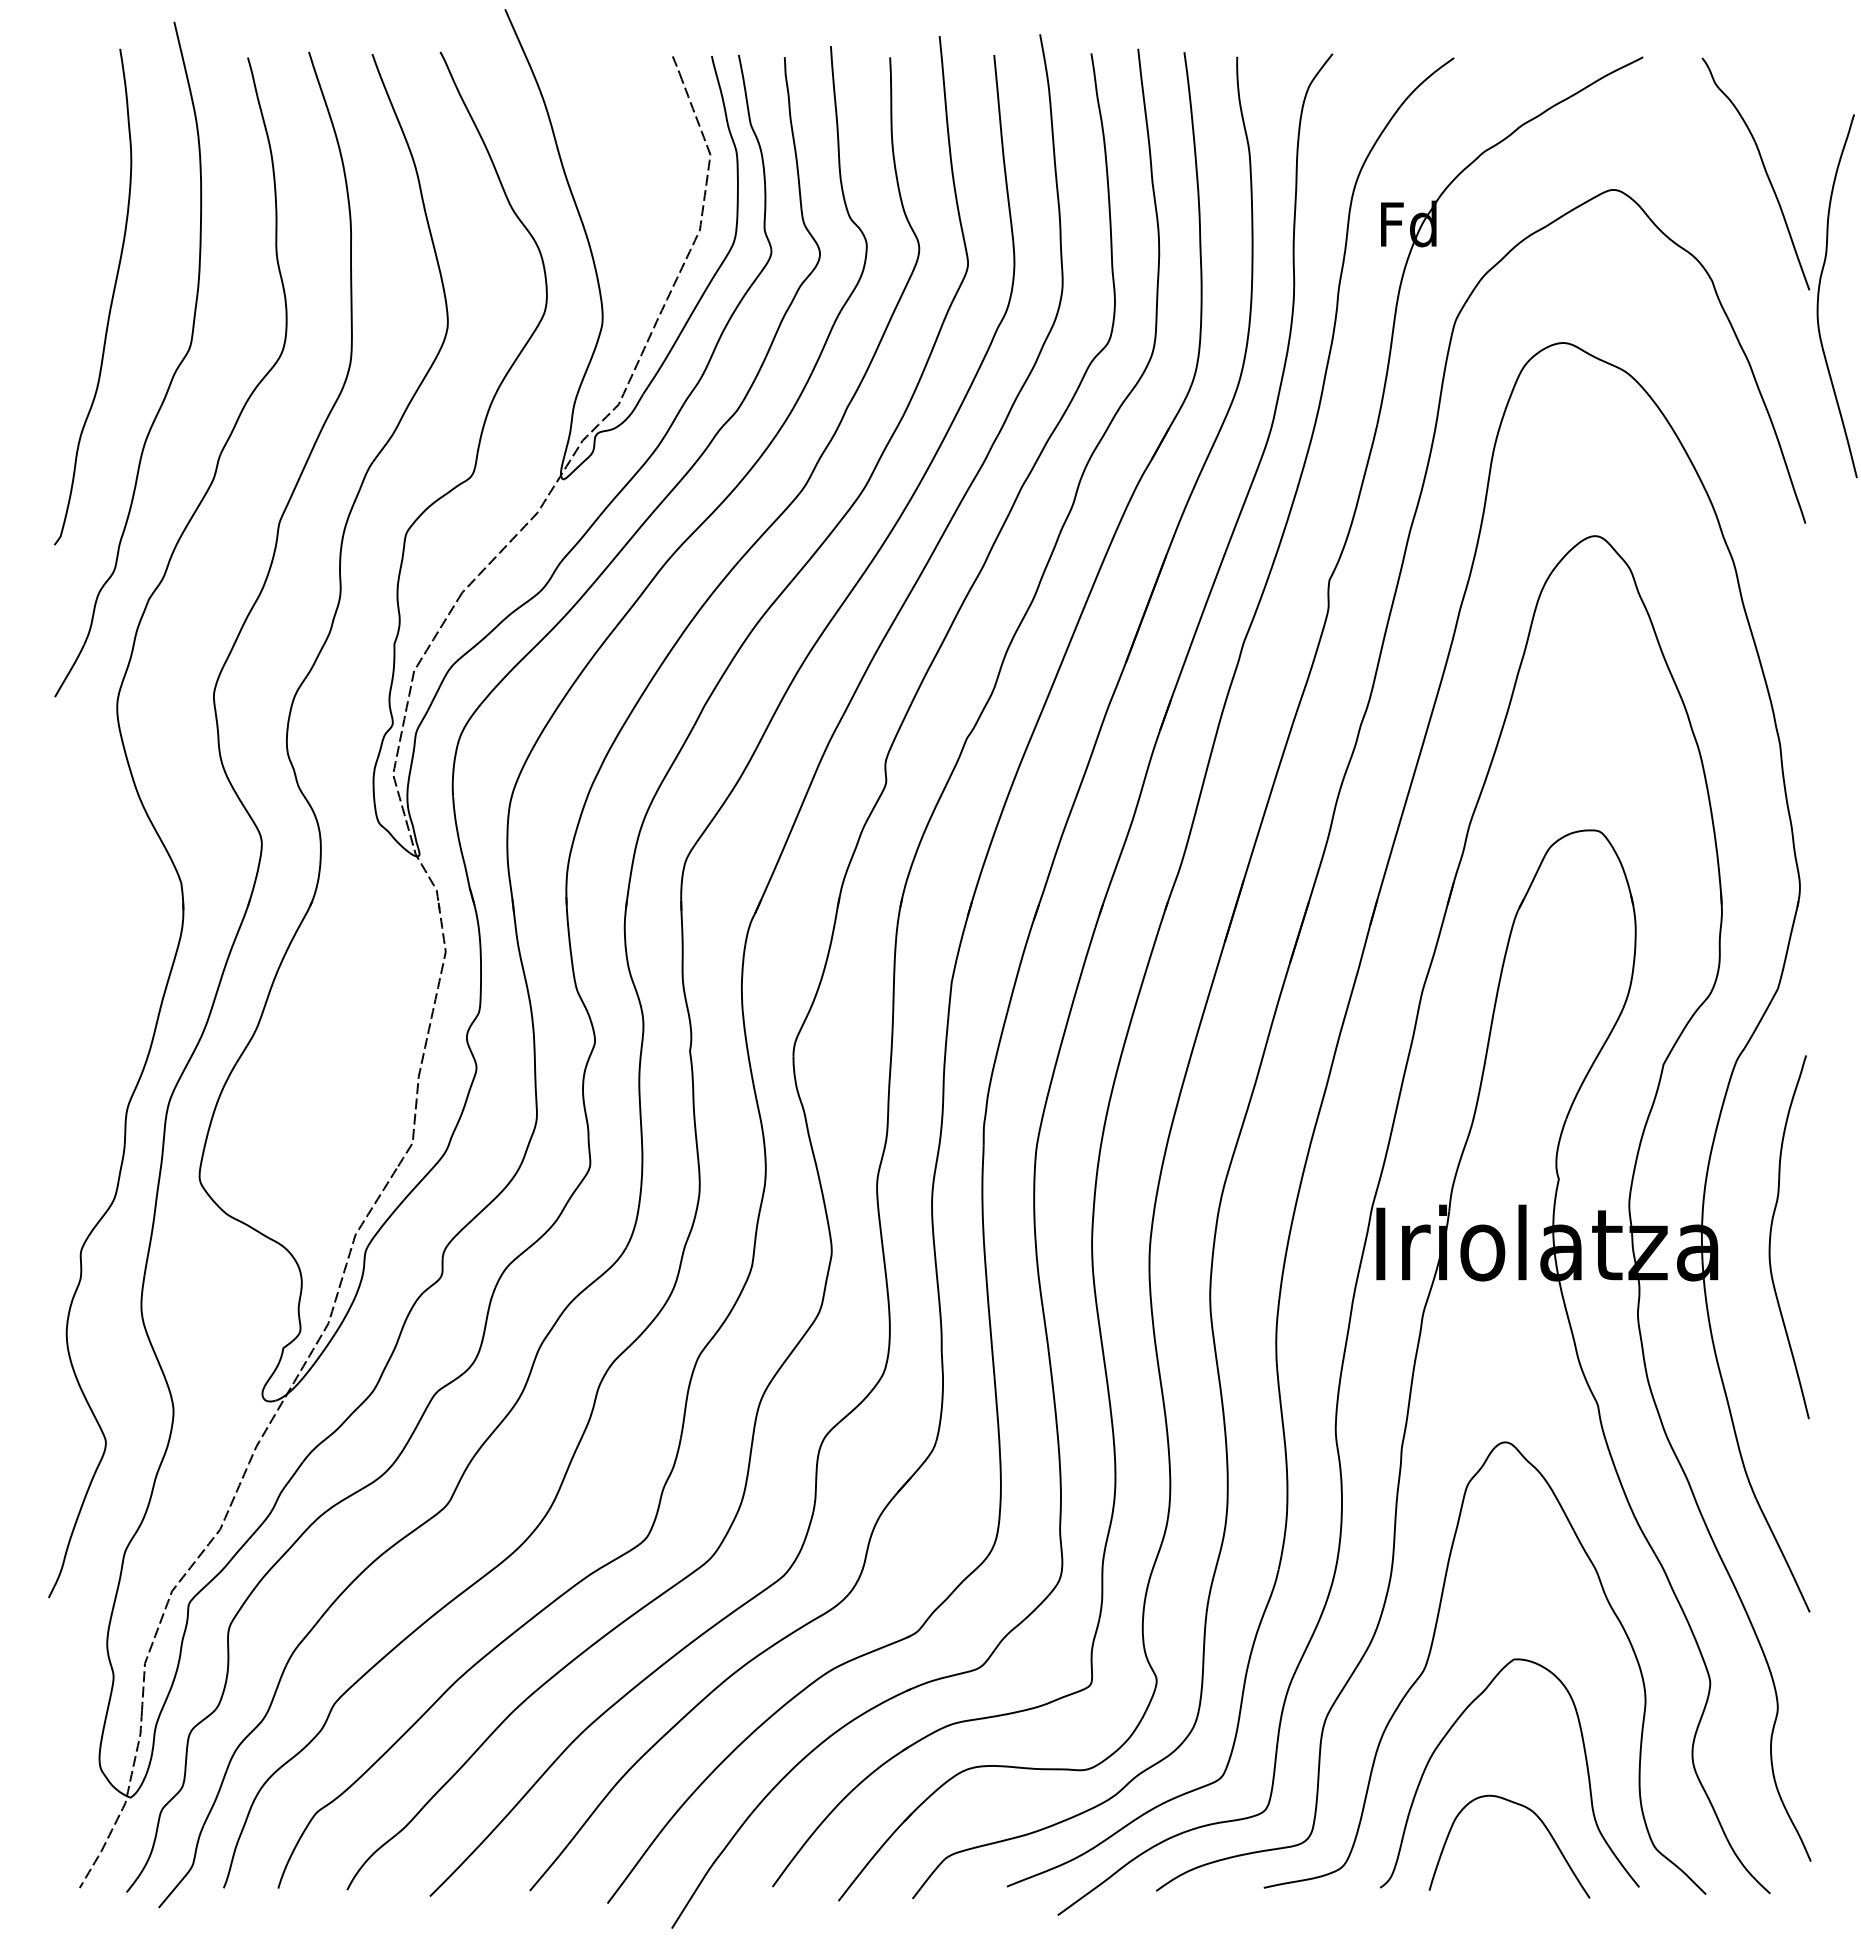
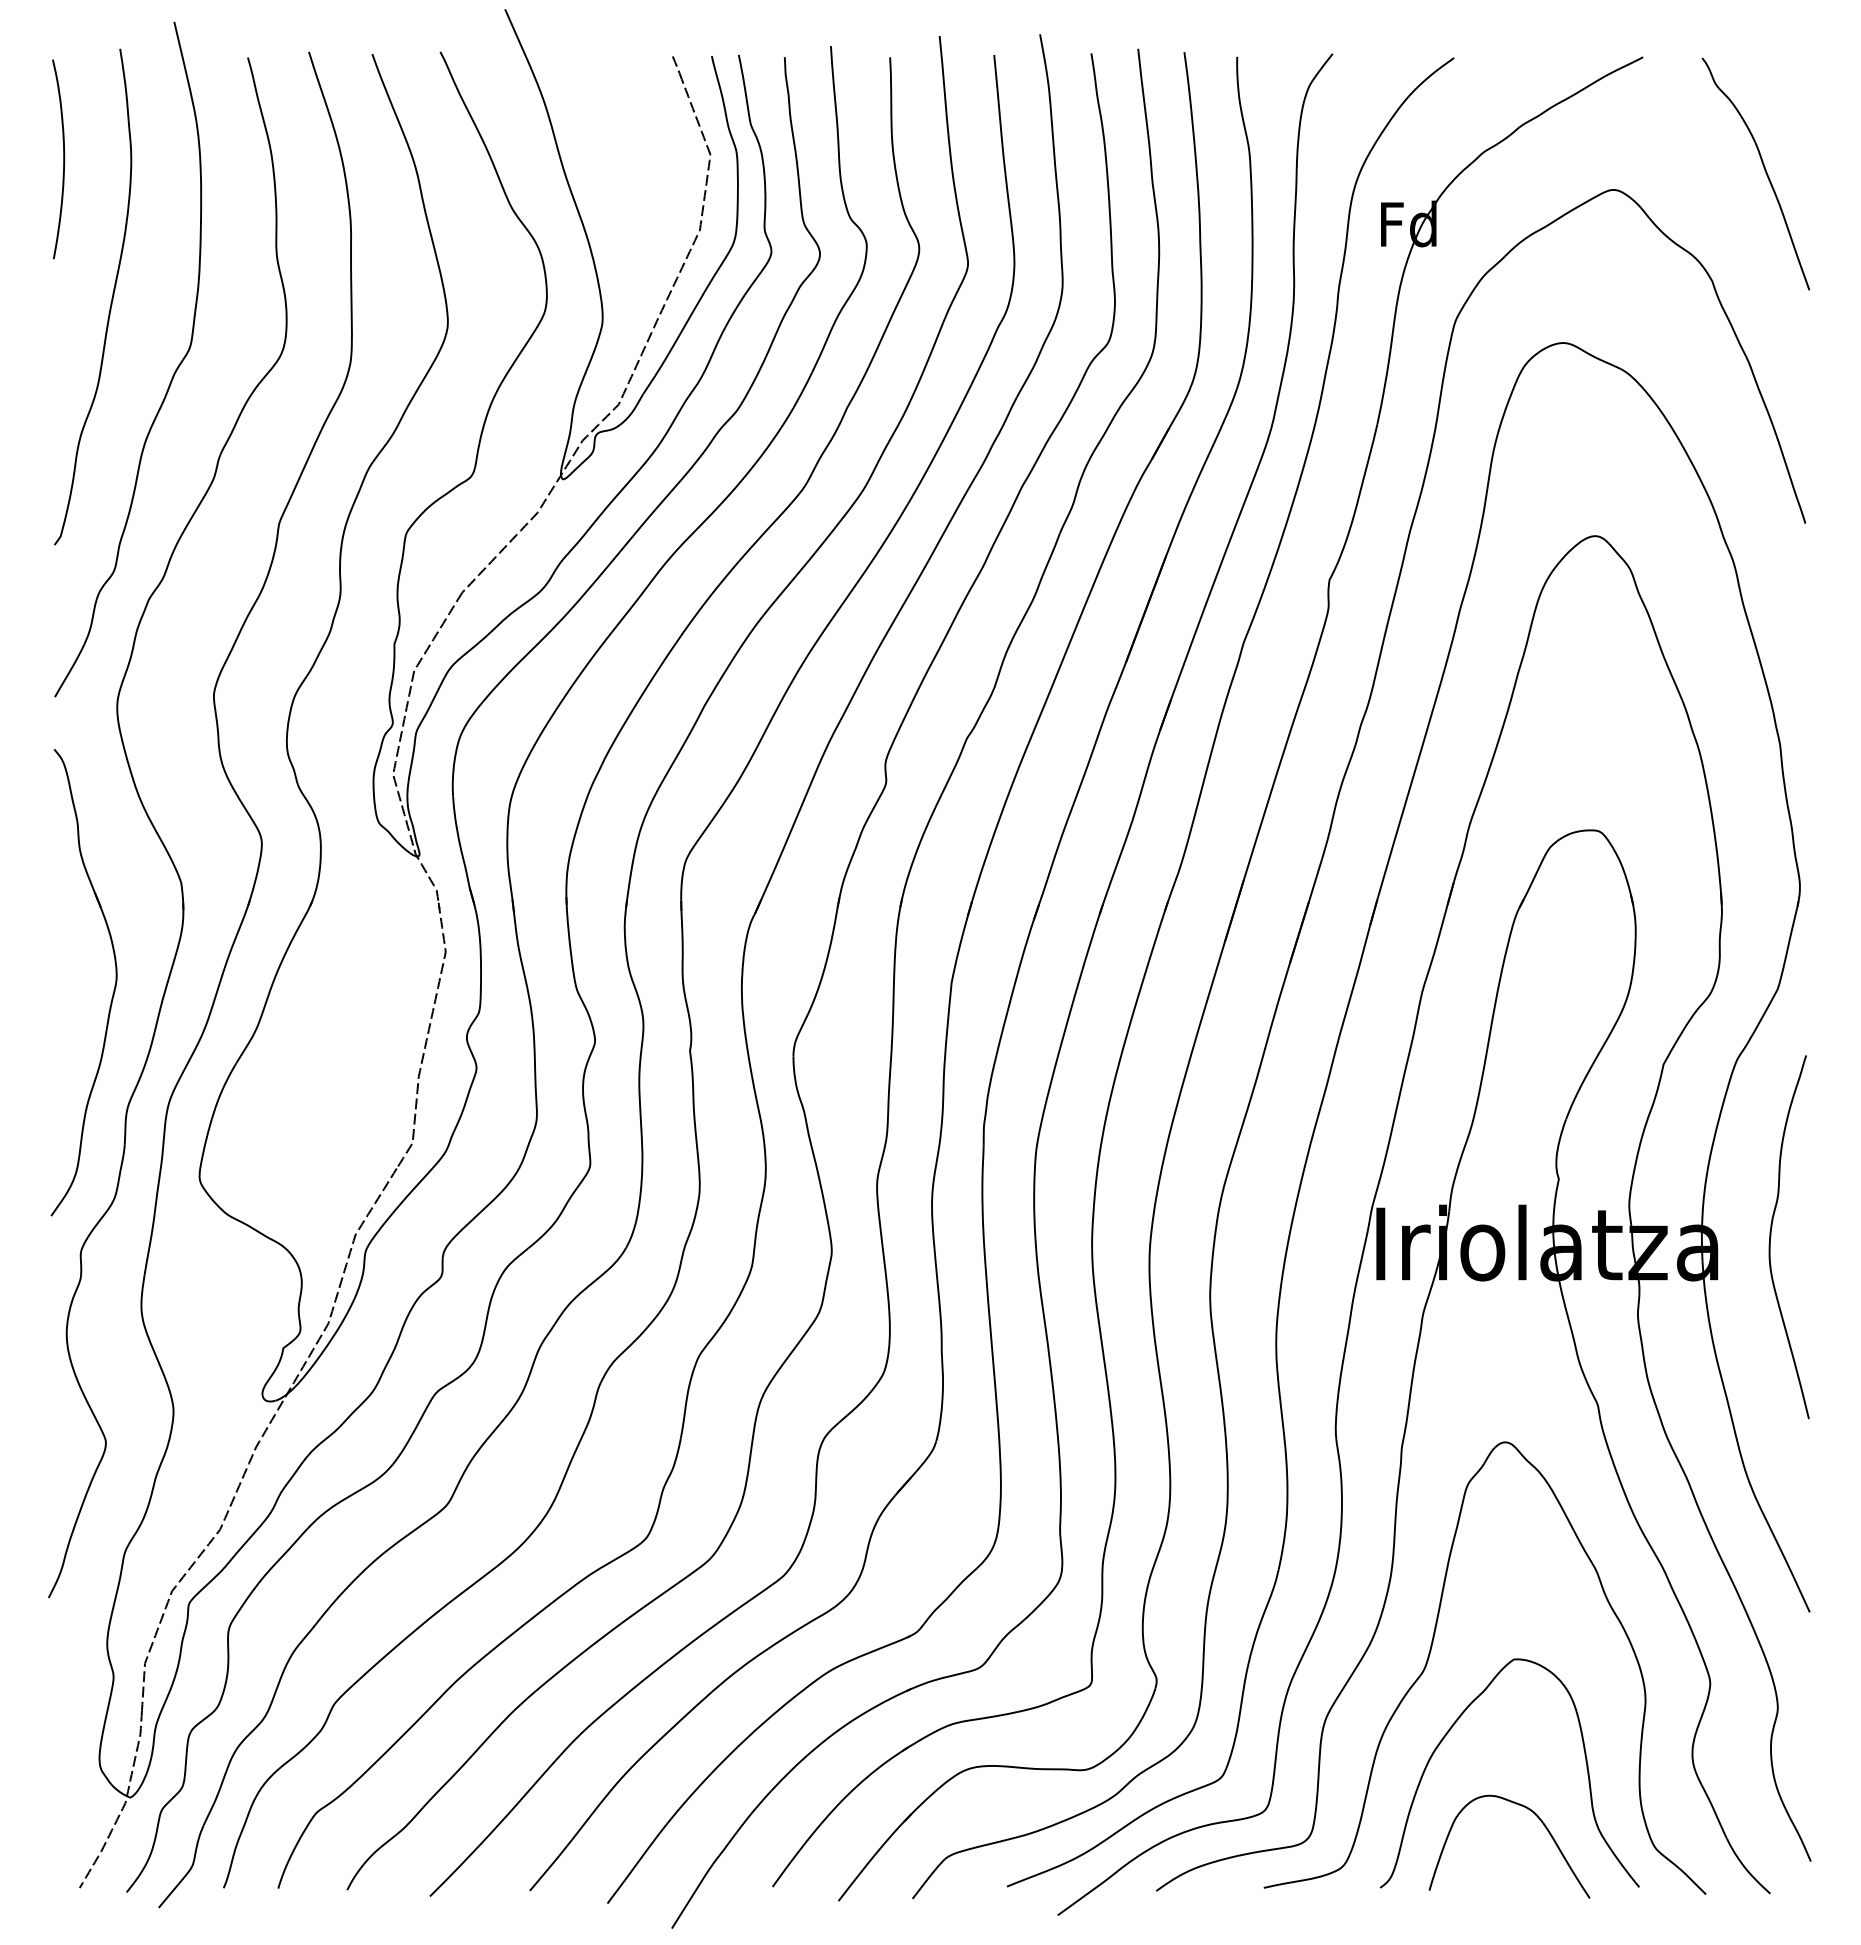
curve: none -> present (63, 159)
curve: present -> none (1819, 296)
part: none -> present (113, 989)
